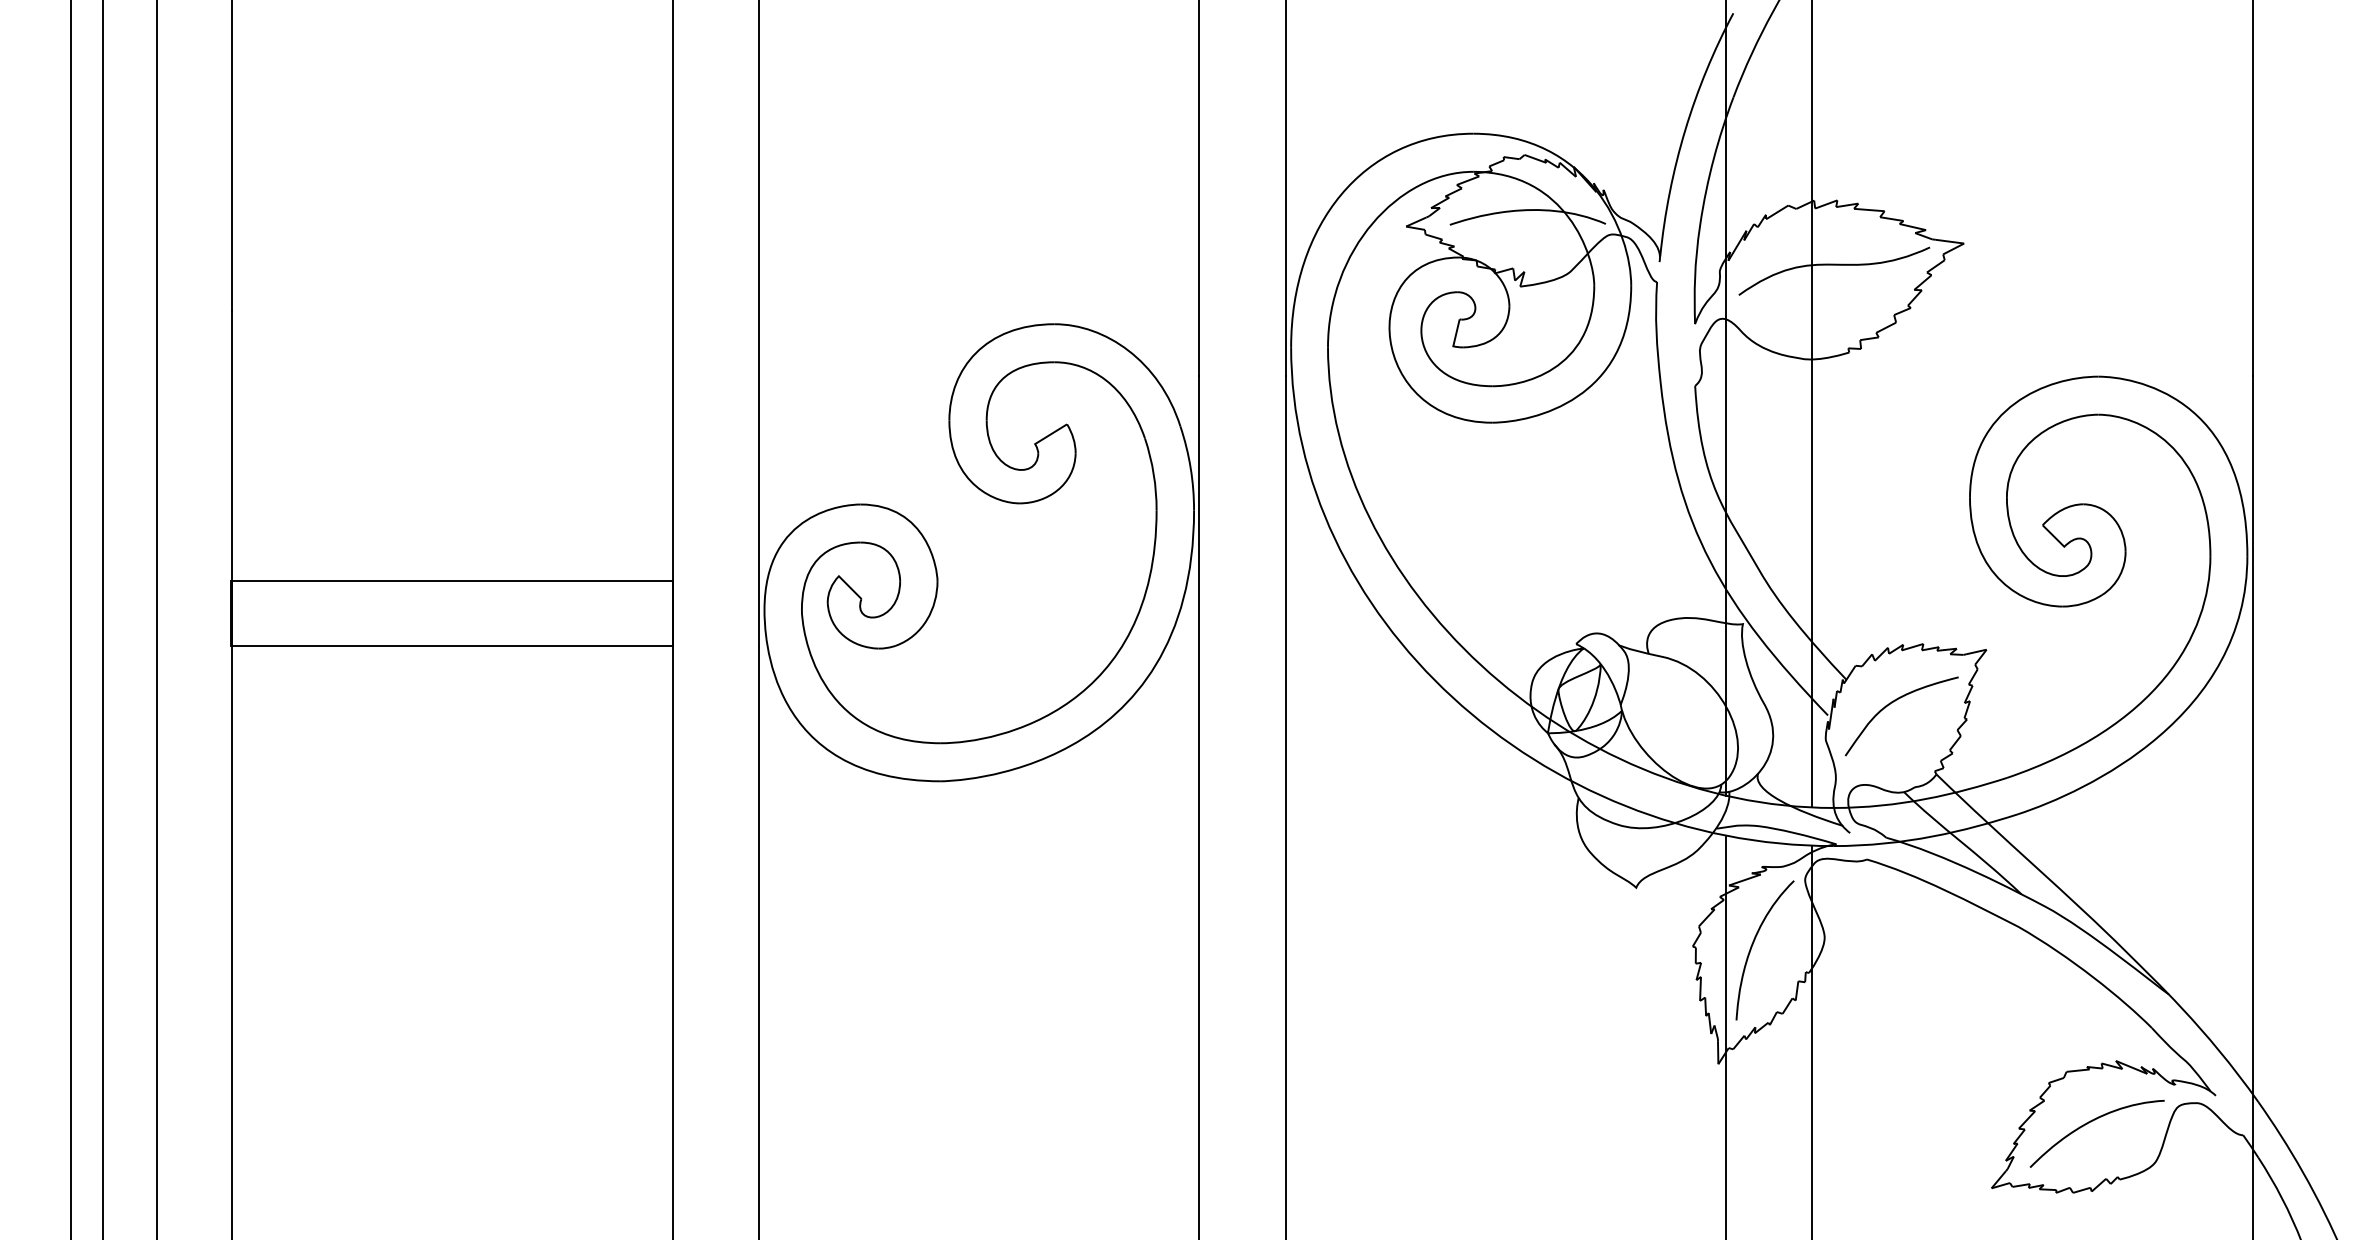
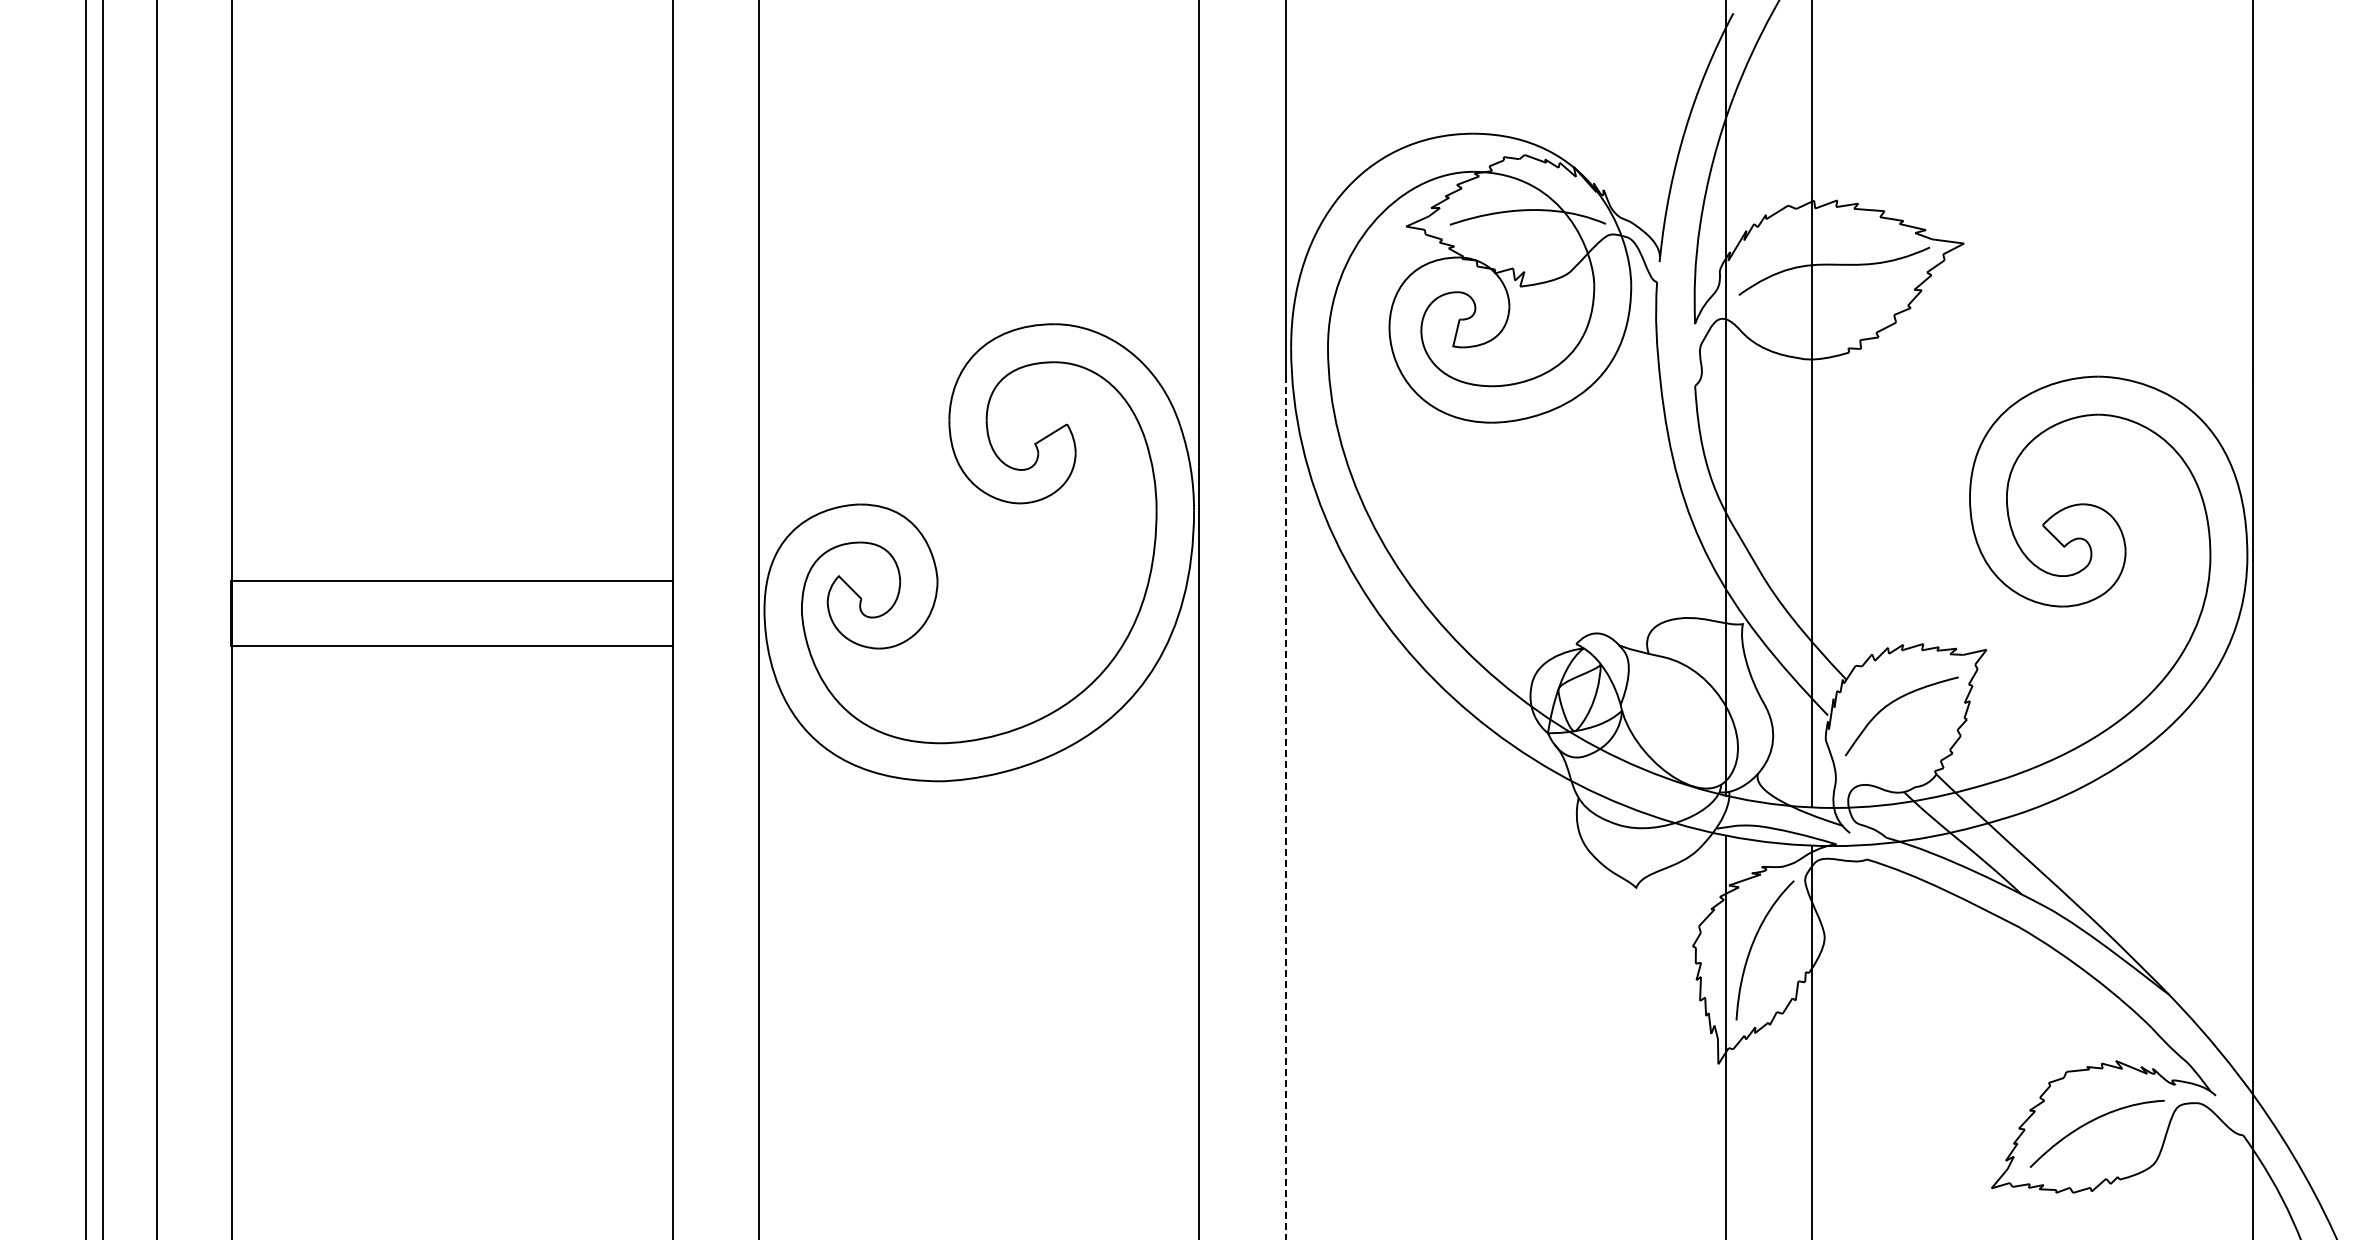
line position: (70, 619) -> (85, 619) (85, 619)
line: solid -> dashed (1285, 808)
